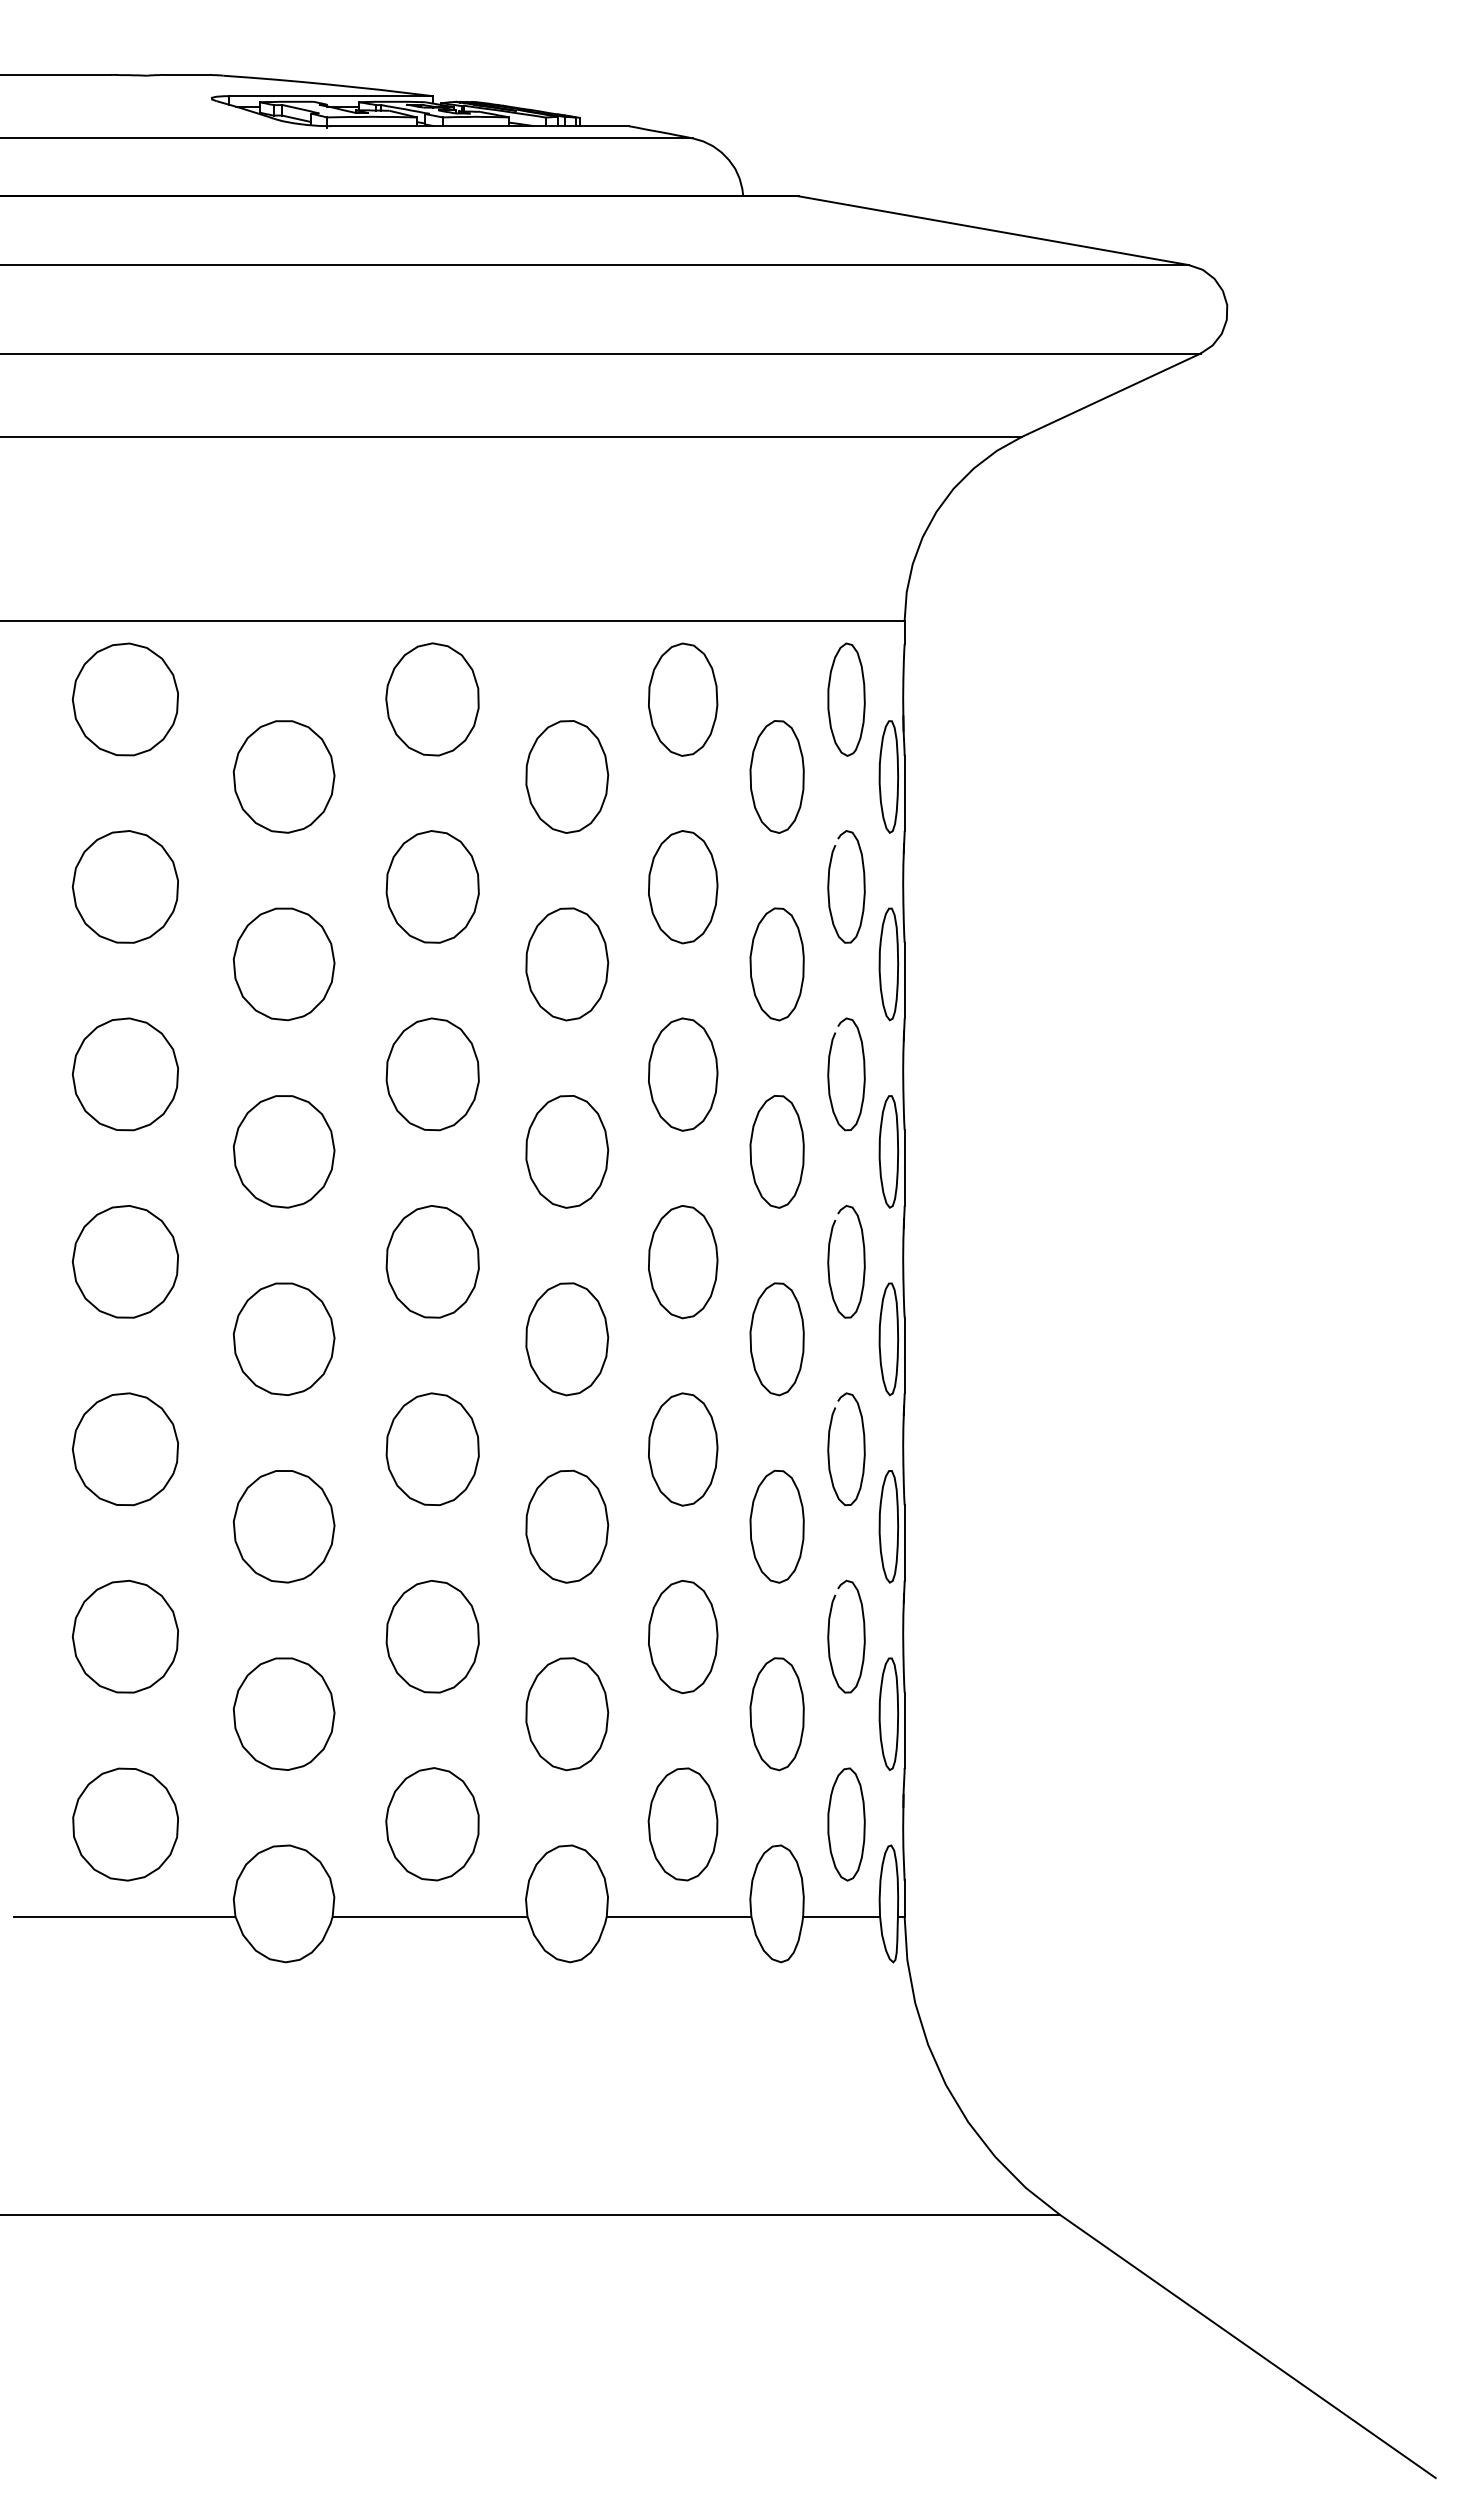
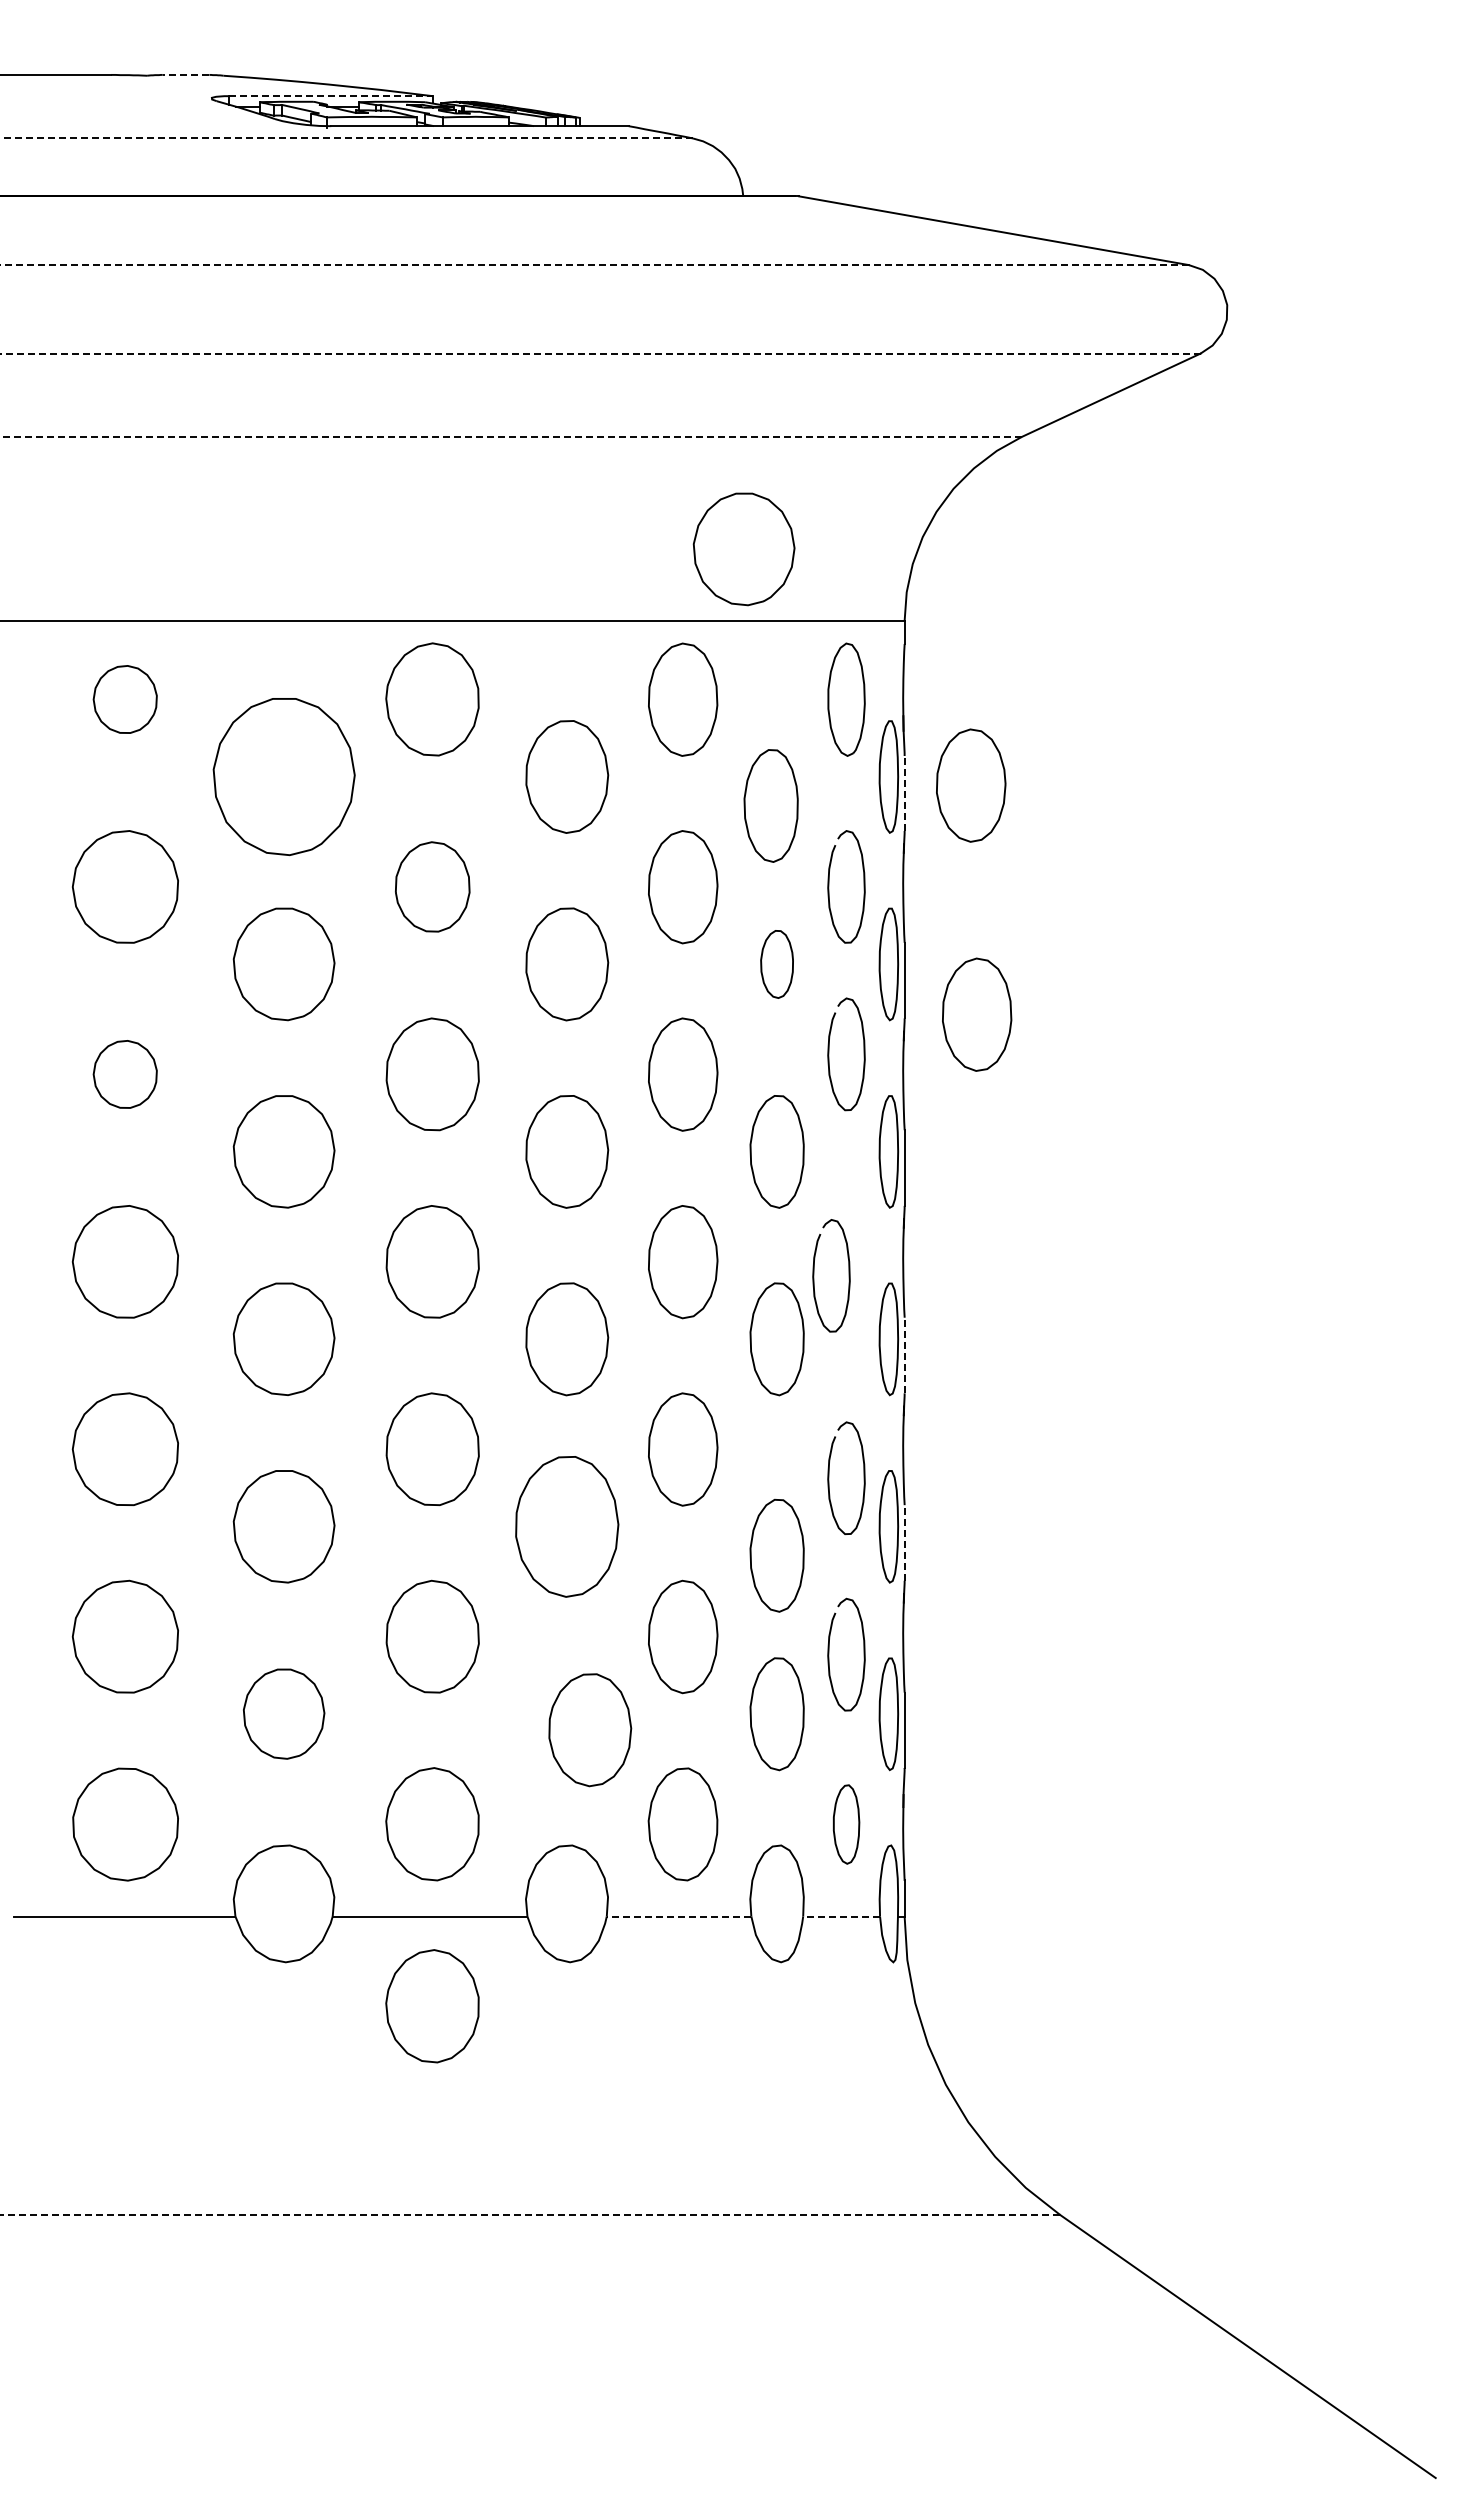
line: solid -> dashed (185, 74)
line: solid -> dashed (331, 96)
line: solid -> dashed (346, 138)
line: solid -> dashed (594, 265)
line: solid -> dashed (600, 353)
line: solid -> dashed (511, 436)
part: none -> present (743, 549)
part size: 108x115 px -> 66x69 px (124, 699)
part size: 104x114 px -> 144x159 px (283, 777)
part position: (776, 776) -> (770, 805) (770, 805)
part: none -> present (971, 785)
line: solid -> dashed (904, 792)
part size: 95x114 px -> 76x92 px (432, 886)
part size: 56x115 px -> 34x69 px (776, 964)
part: none -> present (977, 1014)
part size: 108x115 px -> 66x69 px (124, 1074)
curve position: (829, 1074) -> (829, 1054) (829, 1054)
curve position: (829, 1261) -> (814, 1275) (814, 1275)
line: solid -> dashed (904, 1355)
curve position: (829, 1448) -> (829, 1477) (829, 1477)
part size: 85x115 px -> 105x142 px (567, 1526)
part position: (776, 1526) -> (776, 1555) (776, 1555)
line: solid -> dashed (904, 1542)
curve position: (829, 1636) -> (829, 1654) (829, 1654)
part size: 104x114 px -> 83x92 px (284, 1713)
part position: (567, 1714) -> (590, 1730) (590, 1730)
part size: 39x115 px -> 29x81 px (846, 1824)
line: solid -> dashed (678, 1916)
line: solid -> dashed (841, 1916)
part: none -> present (432, 2006)
line: solid -> dashed (530, 2214)
